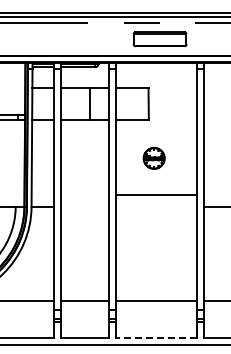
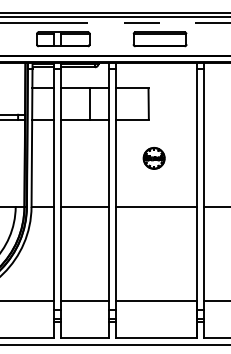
part: none -> present (63, 39)
line position: (156, 194) -> (156, 206) (156, 206)
line: none -> present (84, 206)
line: dashed -> solid (156, 338)
